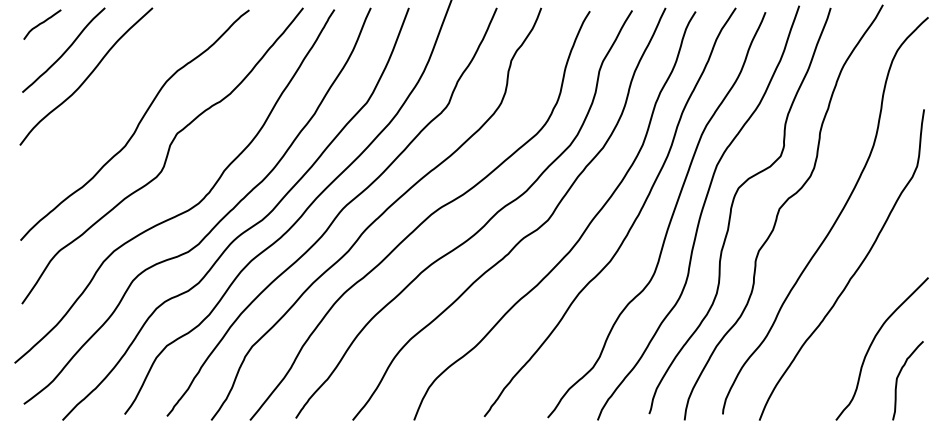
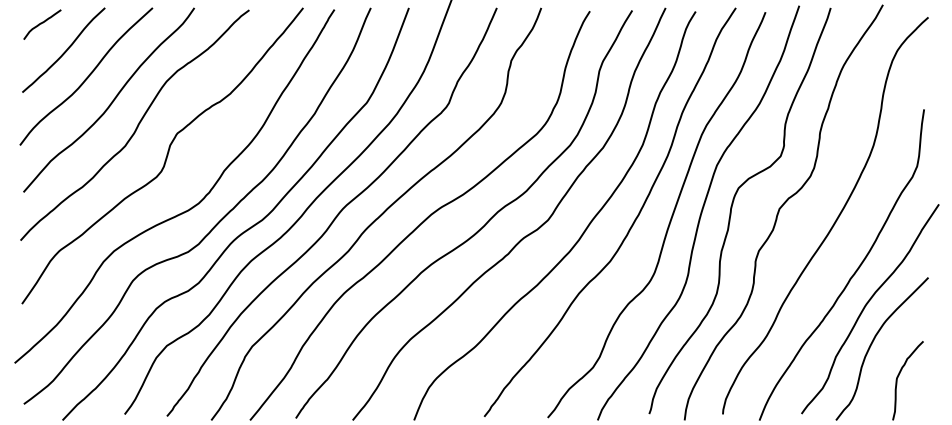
curve: none -> present (111, 101)
curve: none -> present (866, 306)
